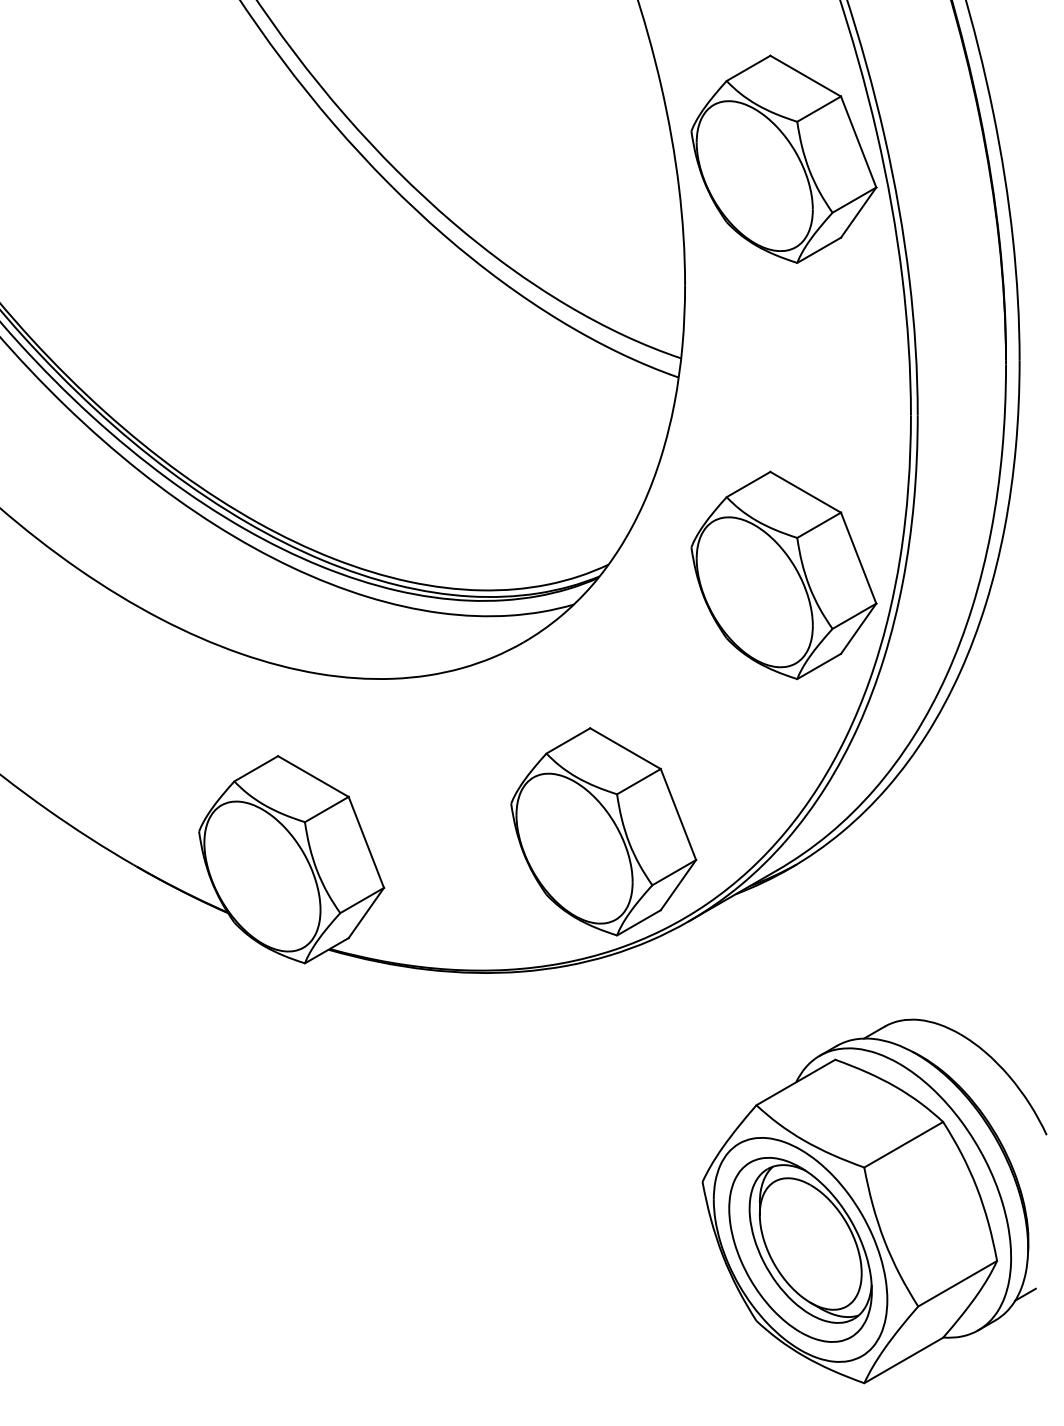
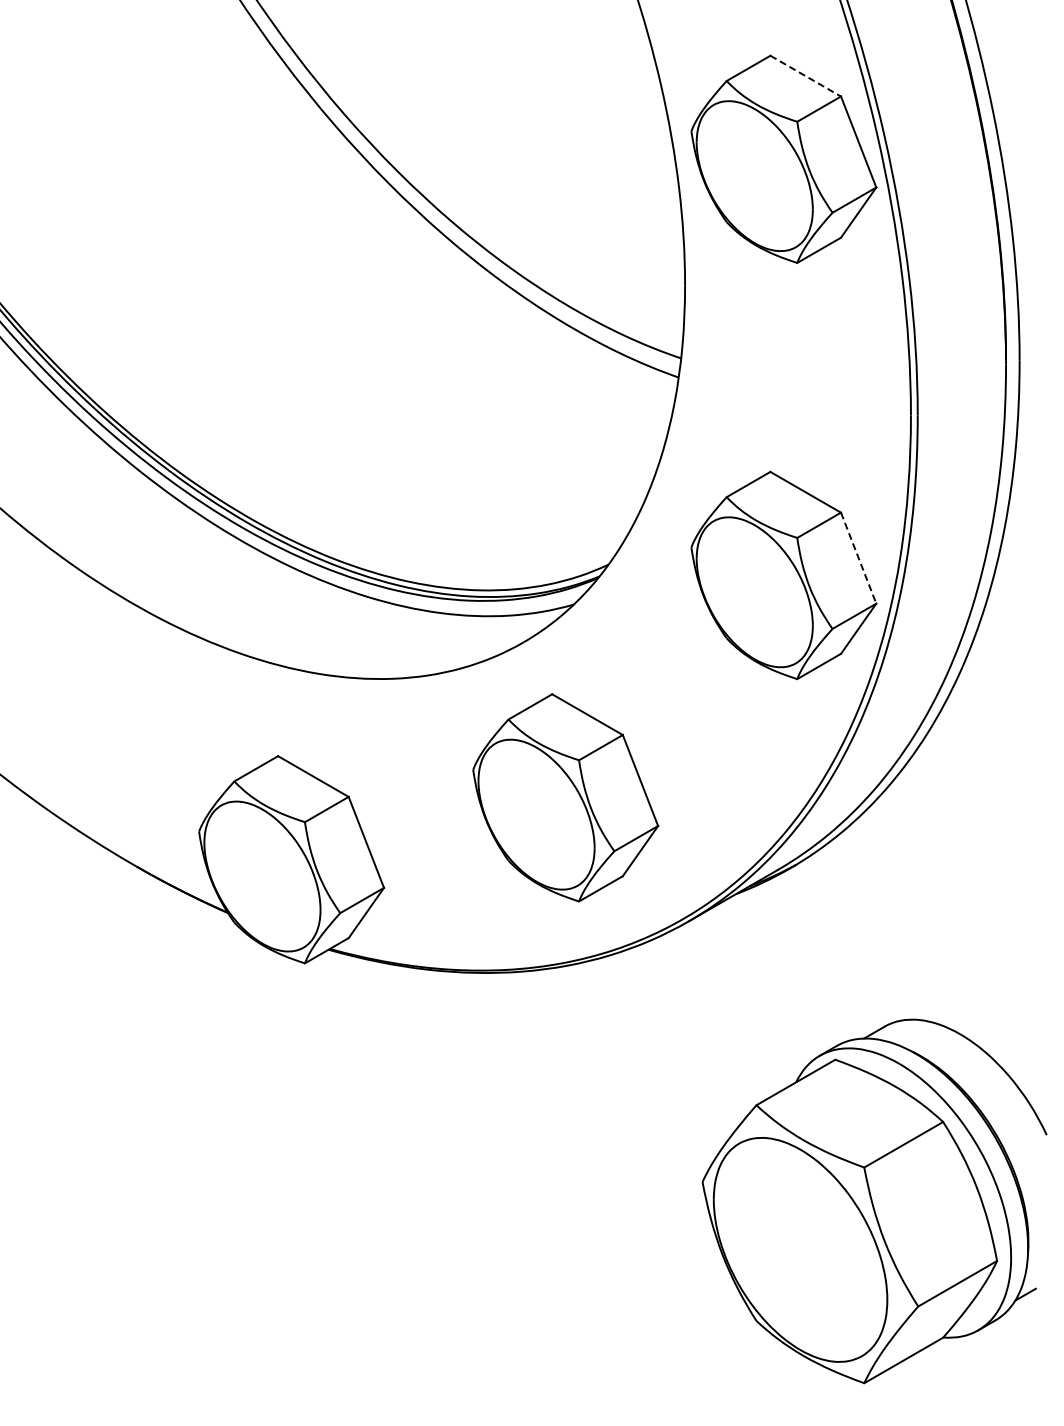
line: solid -> dashed (805, 76)
line: solid -> dashed (858, 558)
part position: (603, 831) -> (565, 797) (565, 797)
part: present -> none (800, 1249)
